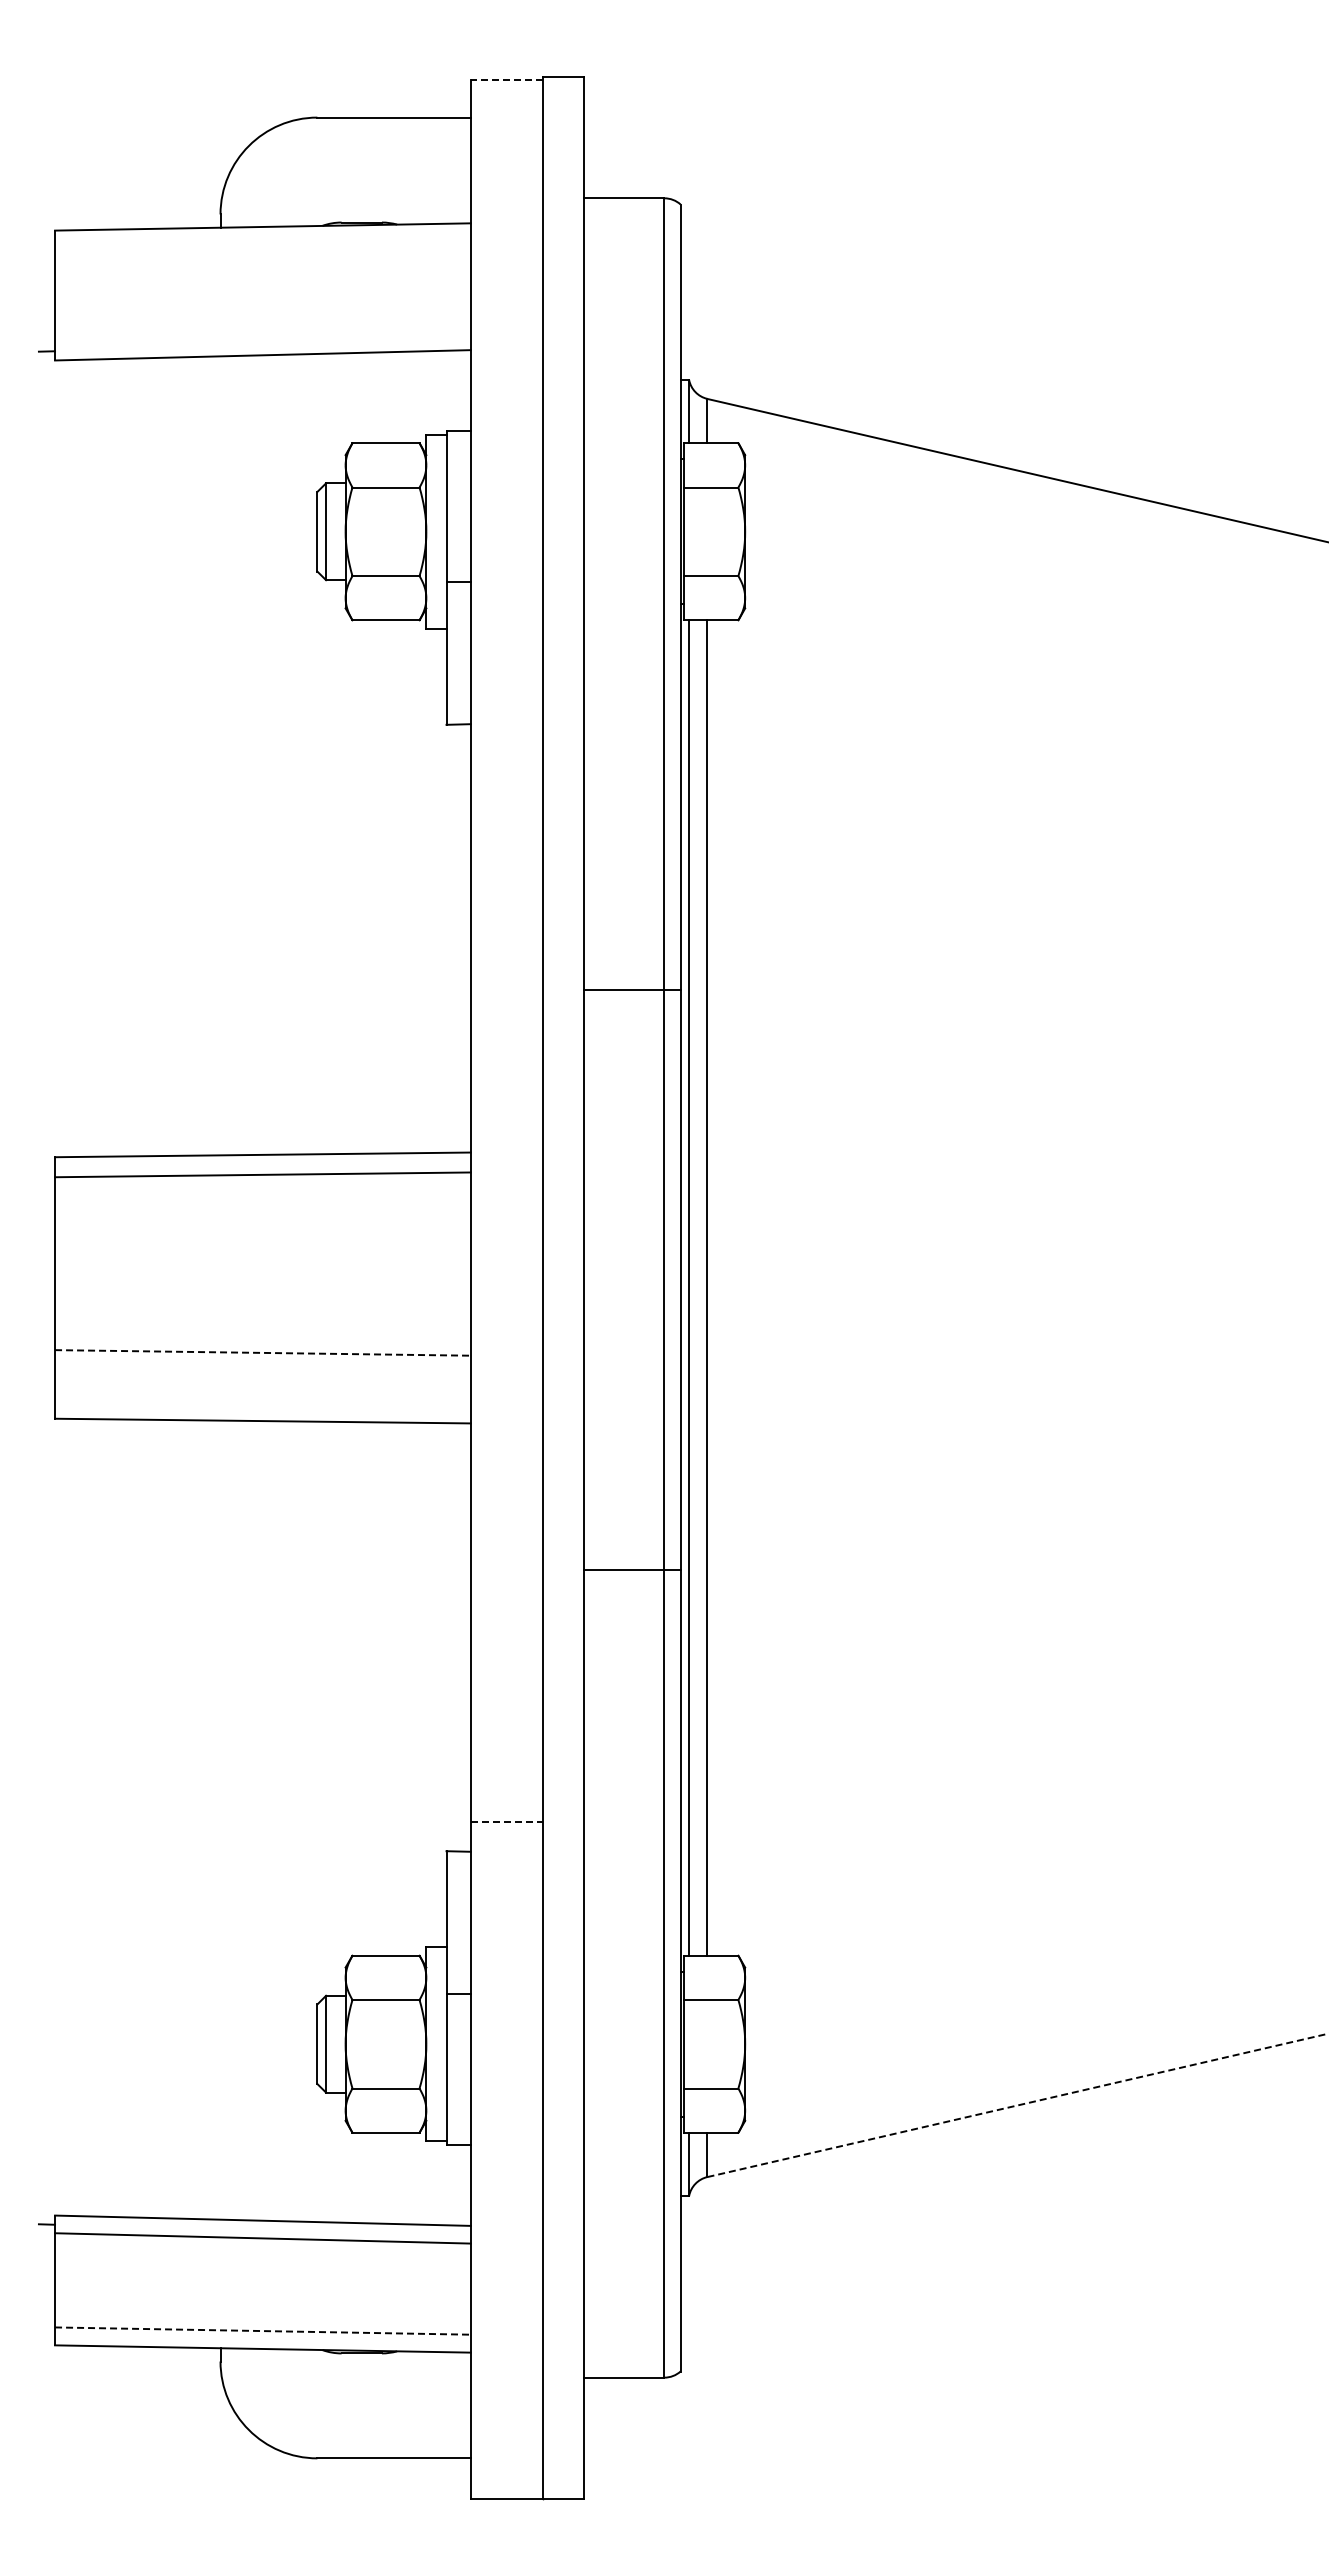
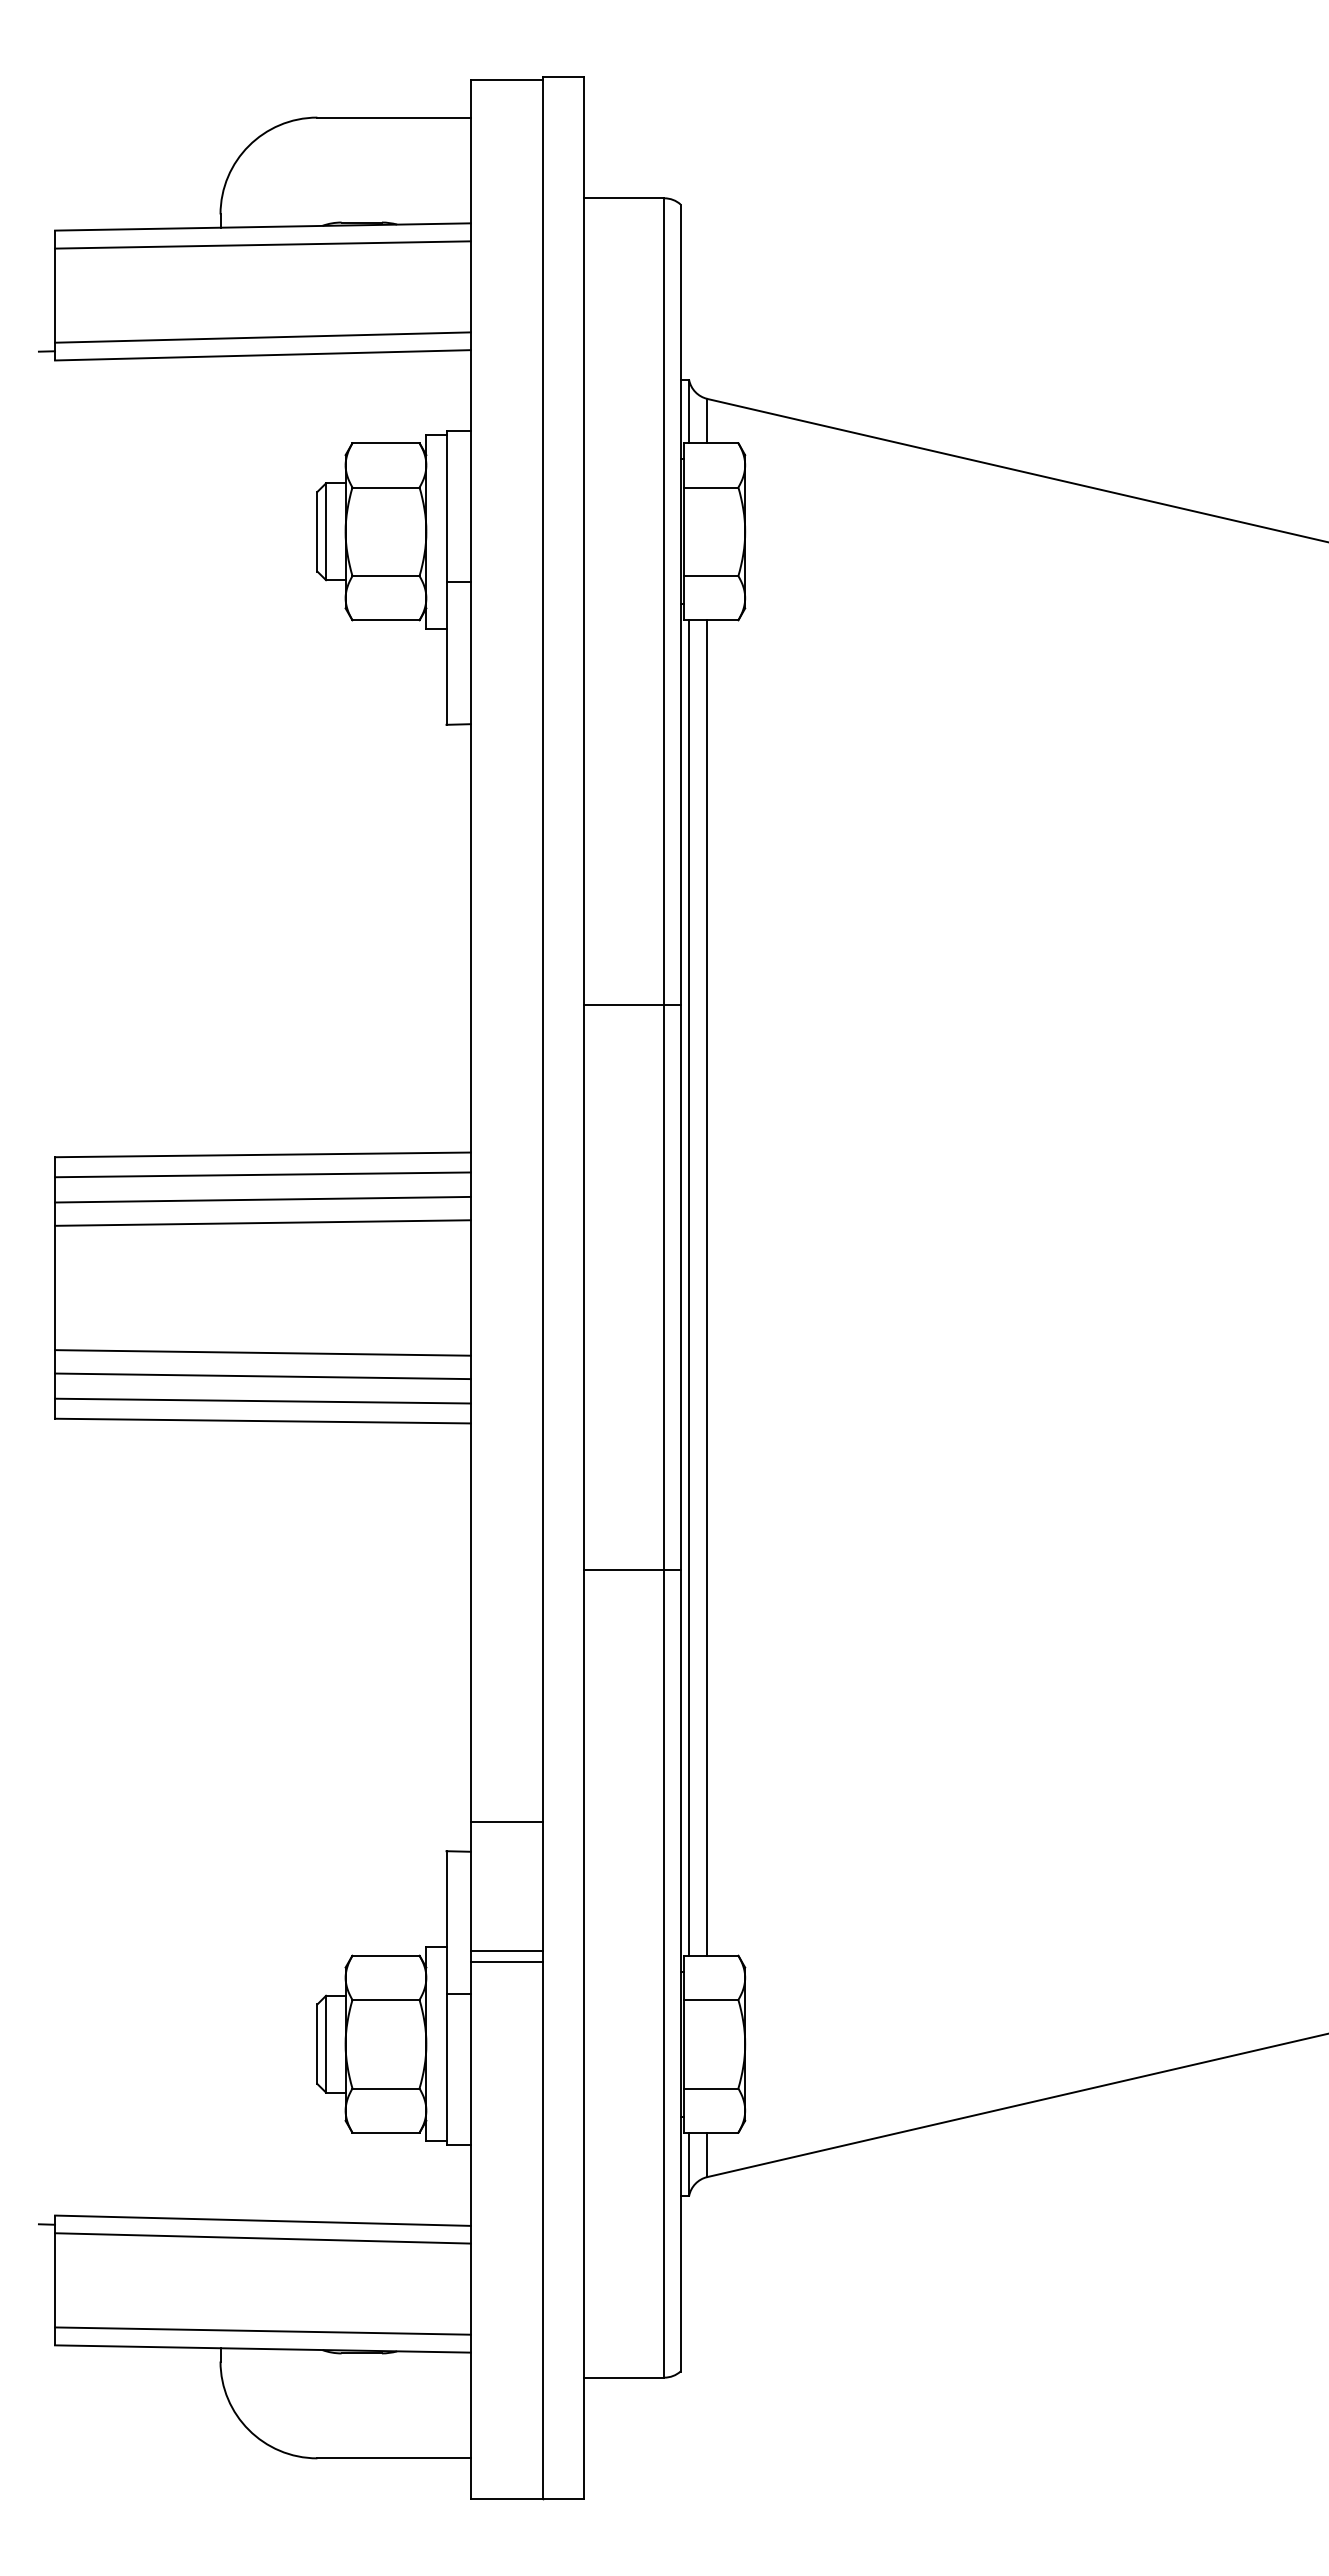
line: dashed -> solid (506, 80)
line: none -> present (262, 244)
line: none -> present (262, 337)
line position: (631, 990) -> (631, 1005) (631, 1005)
line: none -> present (262, 1199)
line: none -> present (262, 1222)
line: dashed -> solid (262, 1352)
line: none -> present (262, 1376)
line: none -> present (262, 1400)
line: dashed -> solid (507, 1822)
line: none -> present (506, 1951)
line: none -> present (506, 1961)
line: dashed -> solid (1018, 2105)
line: dashed -> solid (262, 2331)
